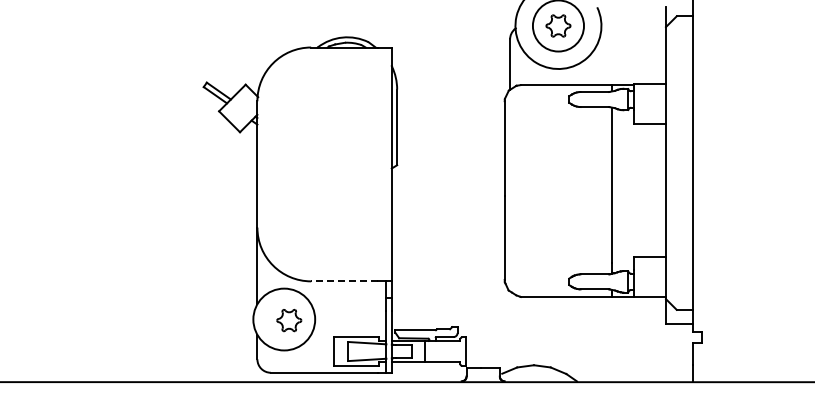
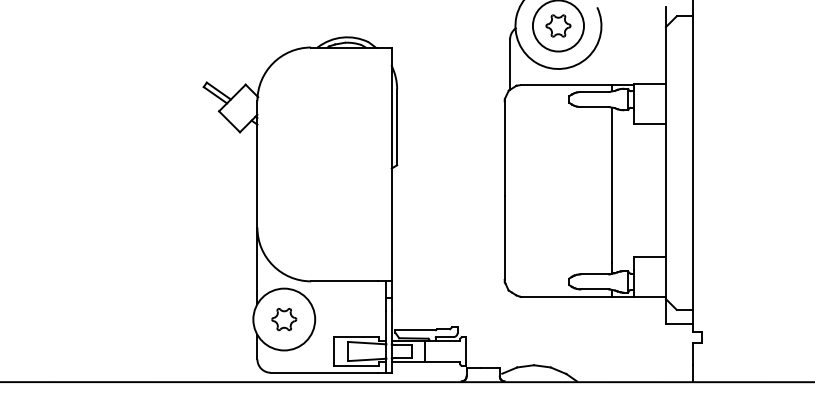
line: dashed -> solid (344, 281)
part position: (289, 320) -> (284, 319) (284, 319)
